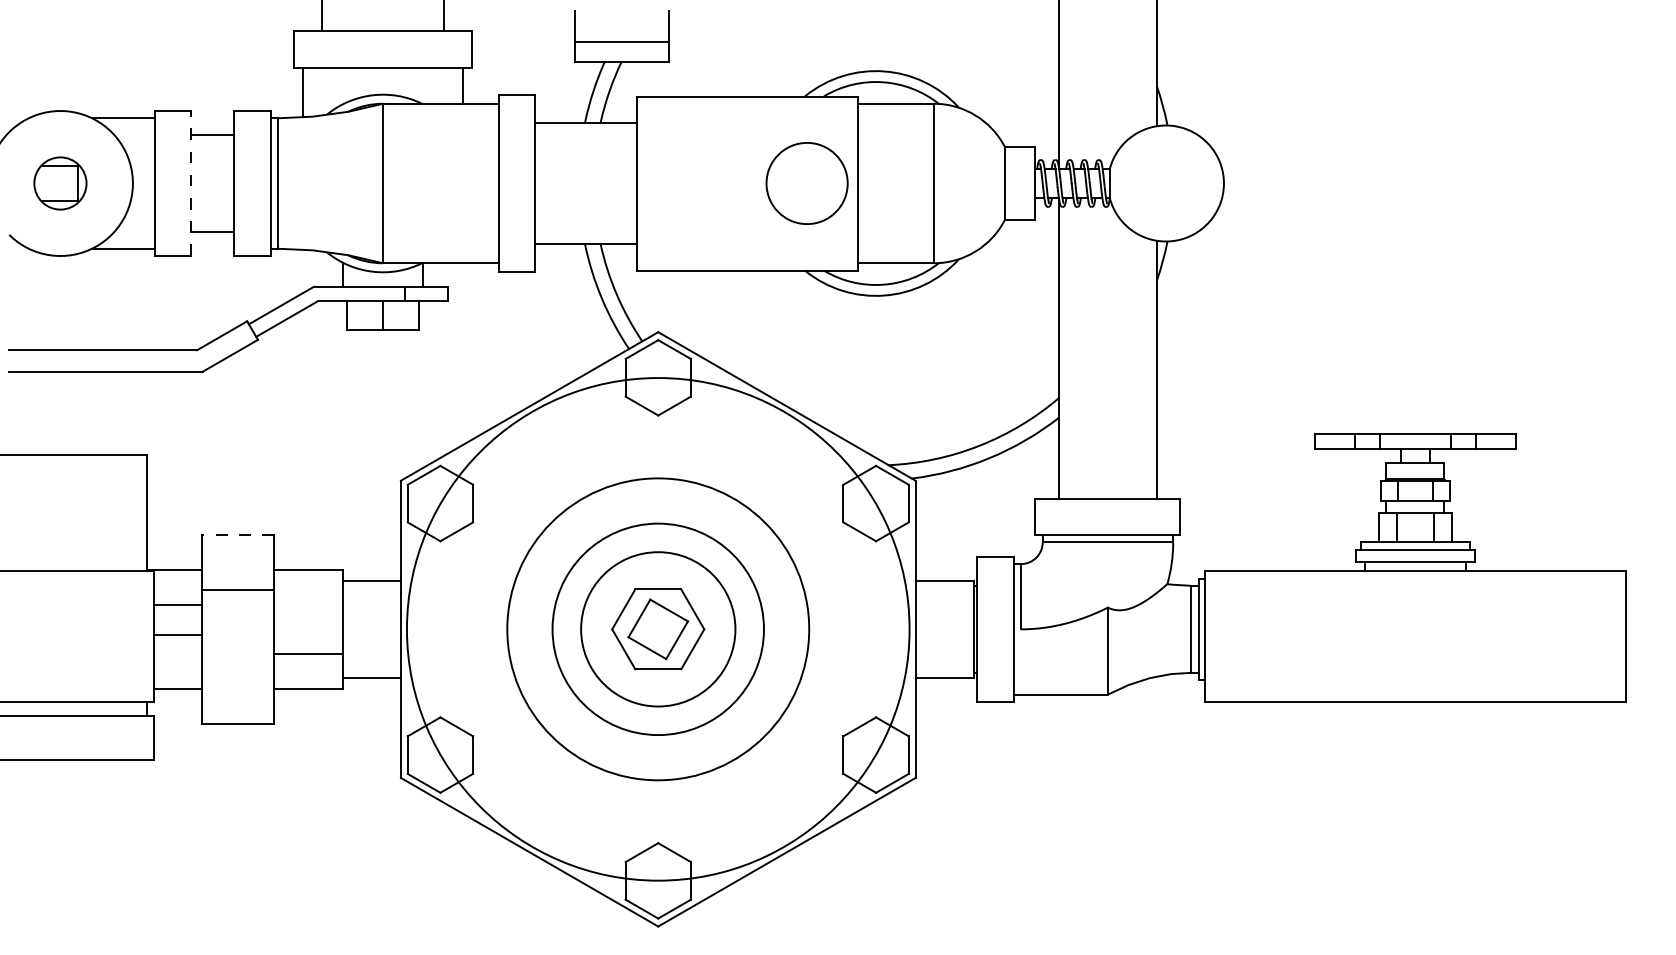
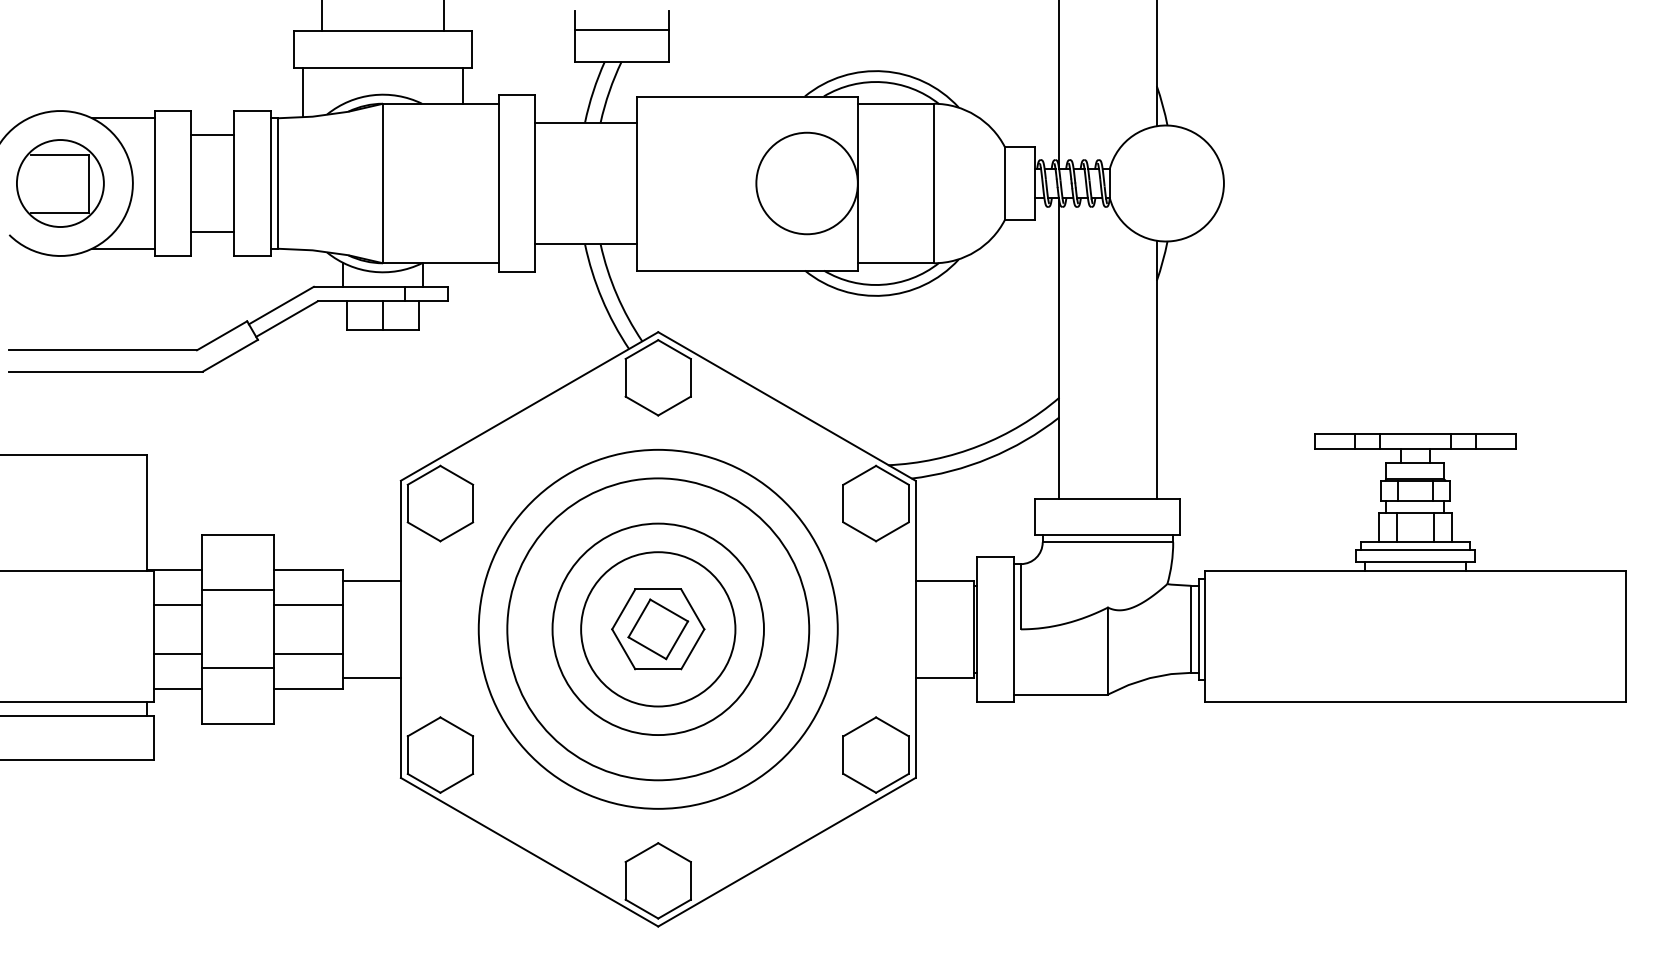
line position: (621, 41) -> (621, 29) (621, 29)
part size: 55x55 px -> 89x89 px (60, 183)
line: dashed -> solid (190, 183)
circle diameter: 81 px -> 101 px (806, 183)
line: dashed -> solid (237, 535)
line: none -> present (308, 604)
circle diameter: 503 px -> 359 px (657, 628)
line position: (177, 635) -> (177, 654) (177, 654)
line: none -> present (237, 668)
